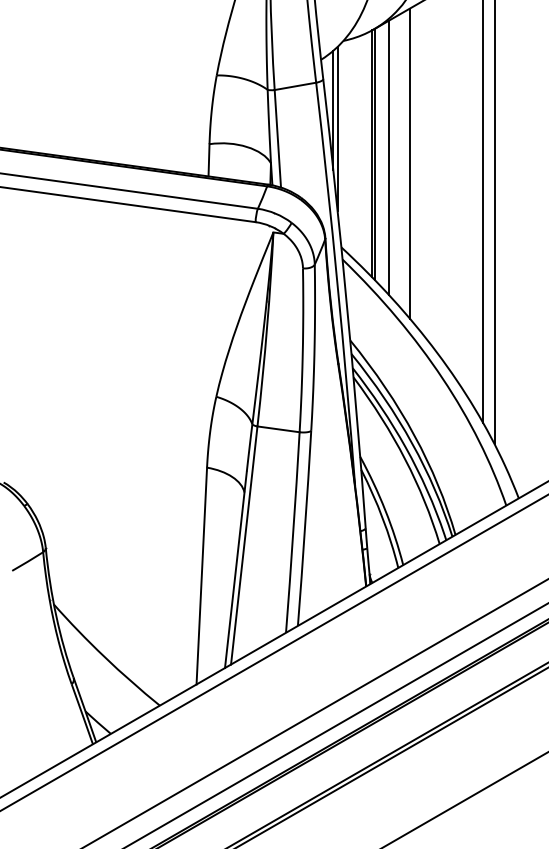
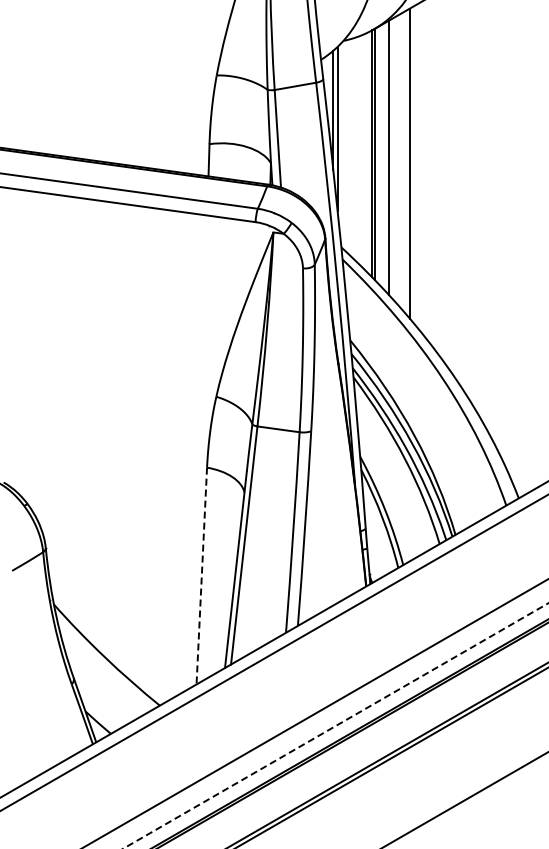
line: present -> none (483, 212)
line: present -> none (494, 223)
line: solid -> dashed (201, 576)
line: solid -> dashed (336, 725)
